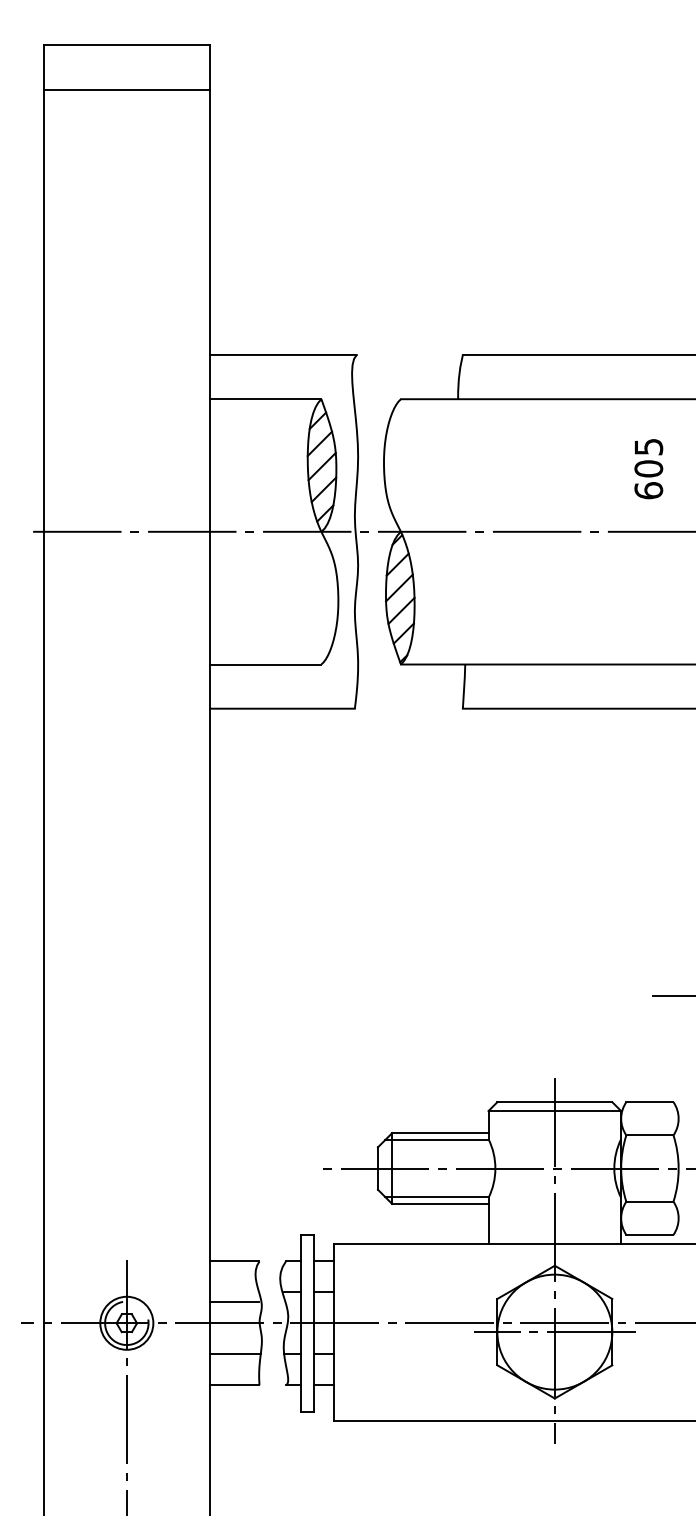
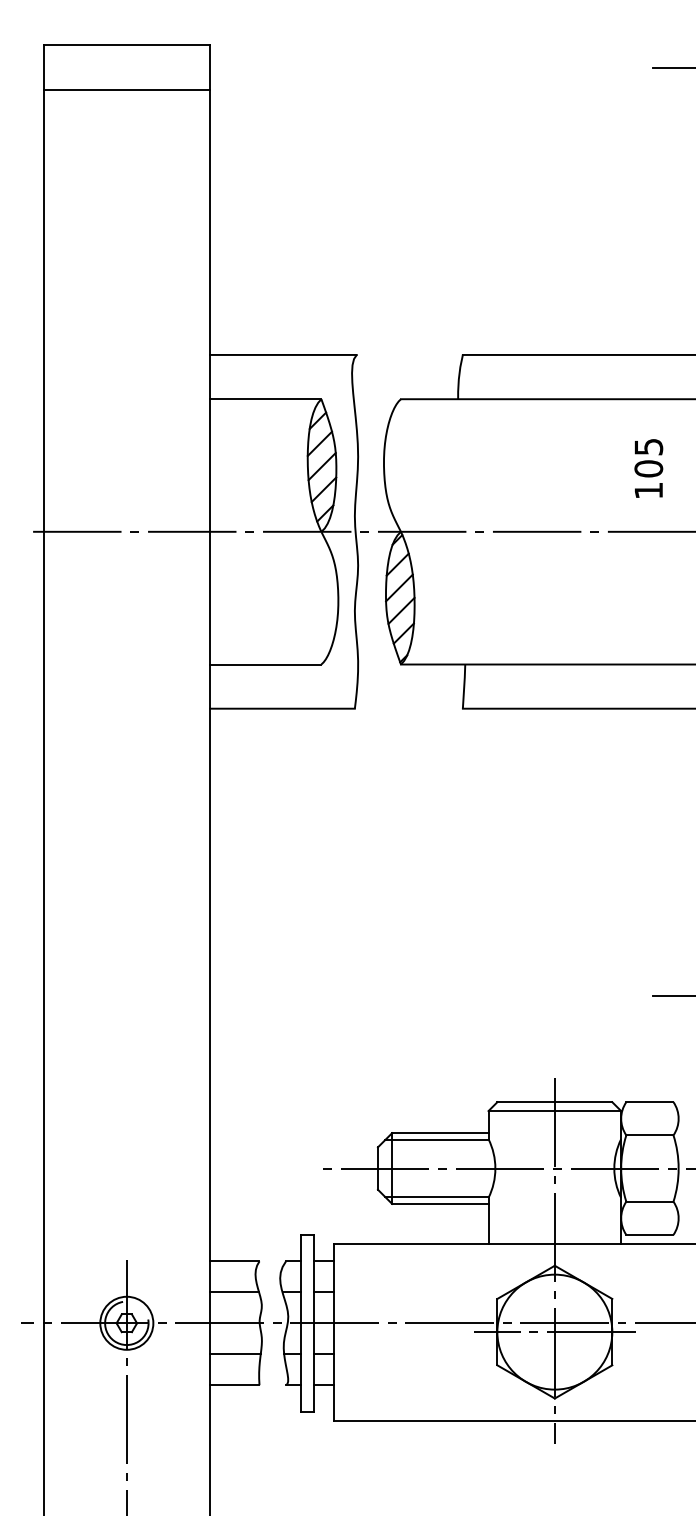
line: none -> present (672, 67)
text: 605 -> 105 (648, 490)
line position: (234, 1302) -> (234, 1292) (234, 1292)
